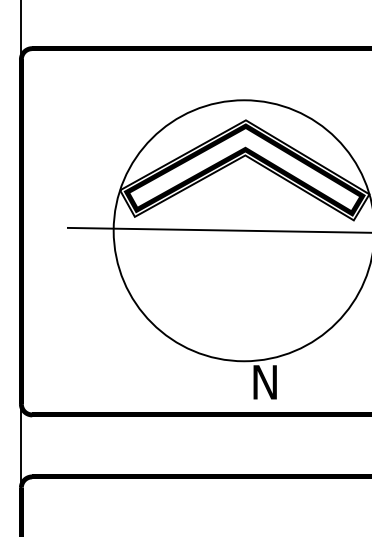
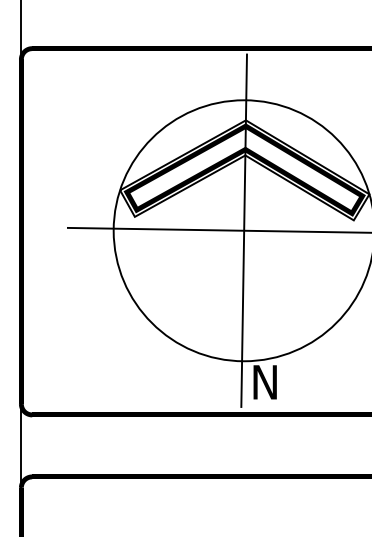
line: none -> present (243, 230)
